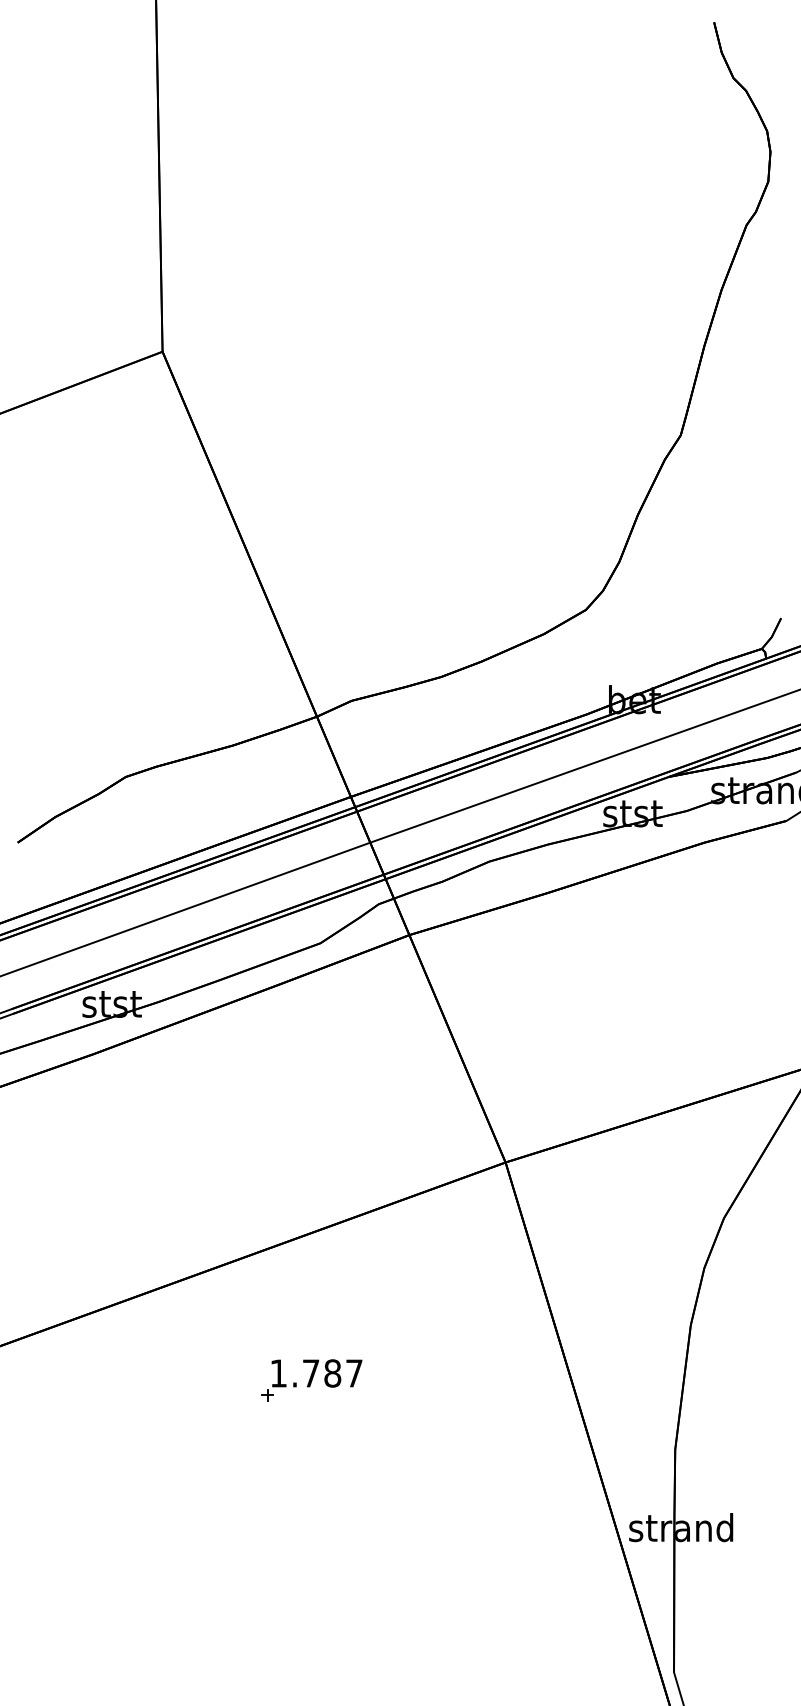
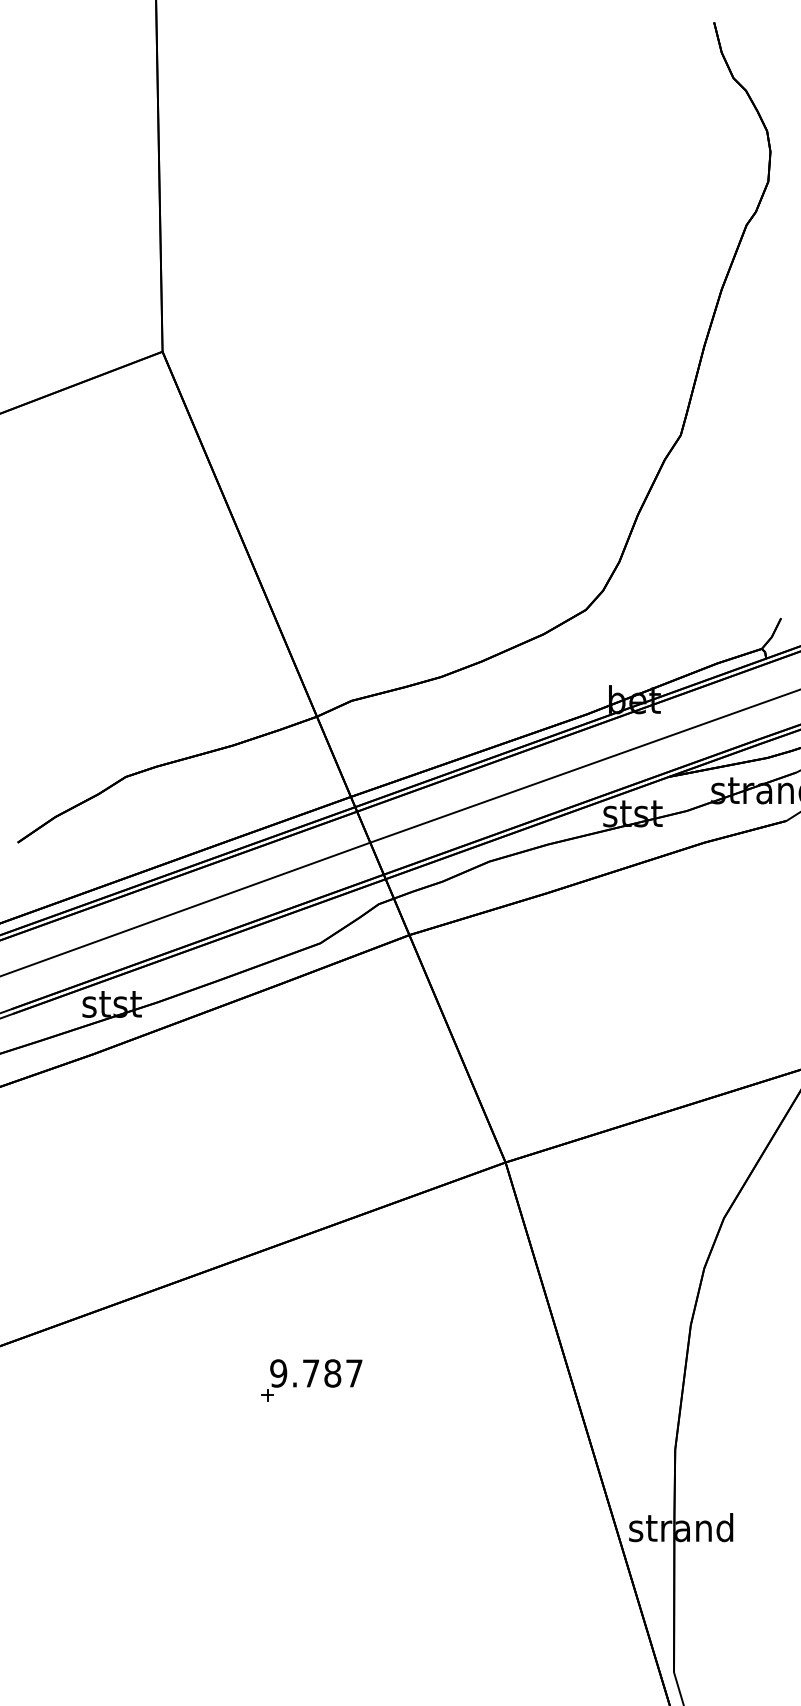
text: 1.787 -> 9.787 (278, 1373)
